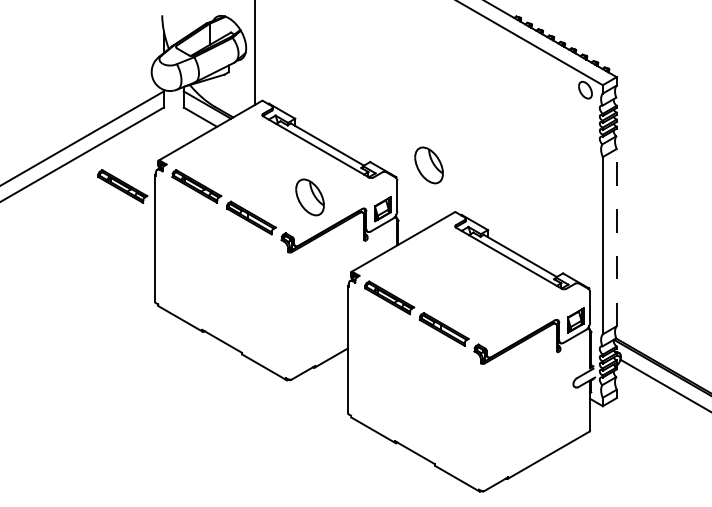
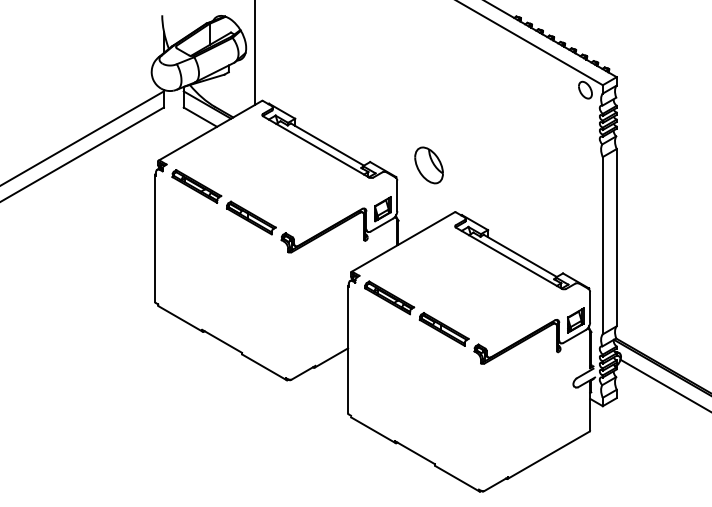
part: present -> none (122, 186)
part: present -> none (309, 197)
line: dashed -> solid (616, 237)
